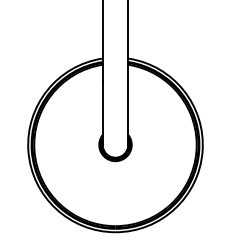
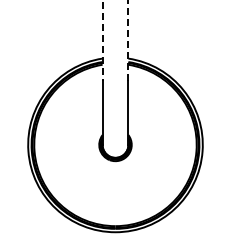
line: solid -> dashed (102, 40)
line: solid -> dashed (128, 40)
